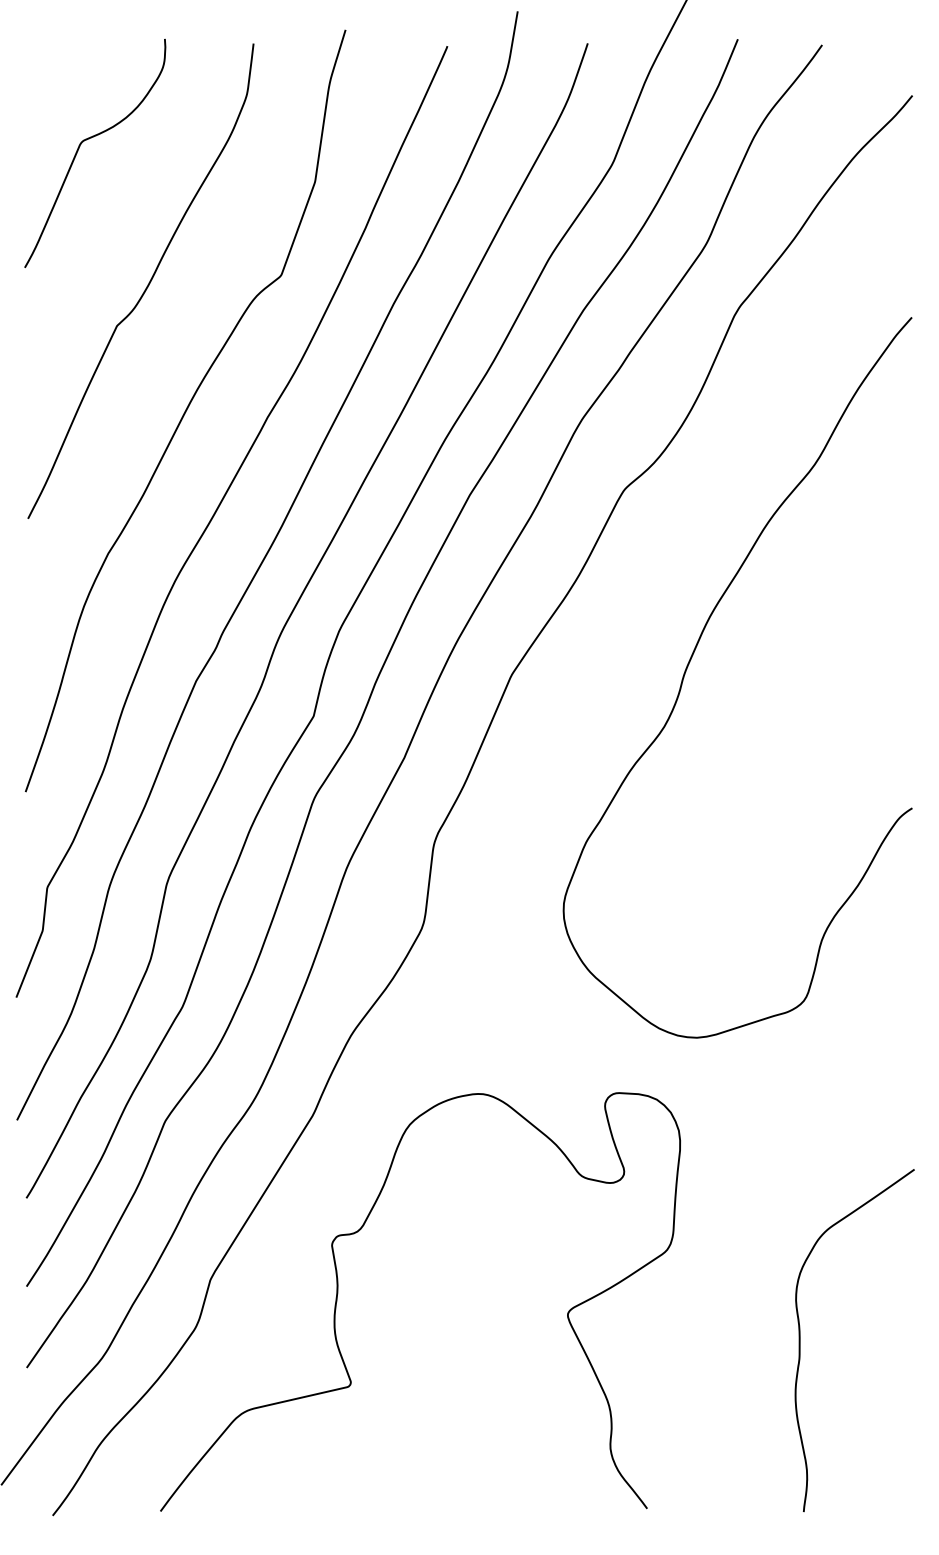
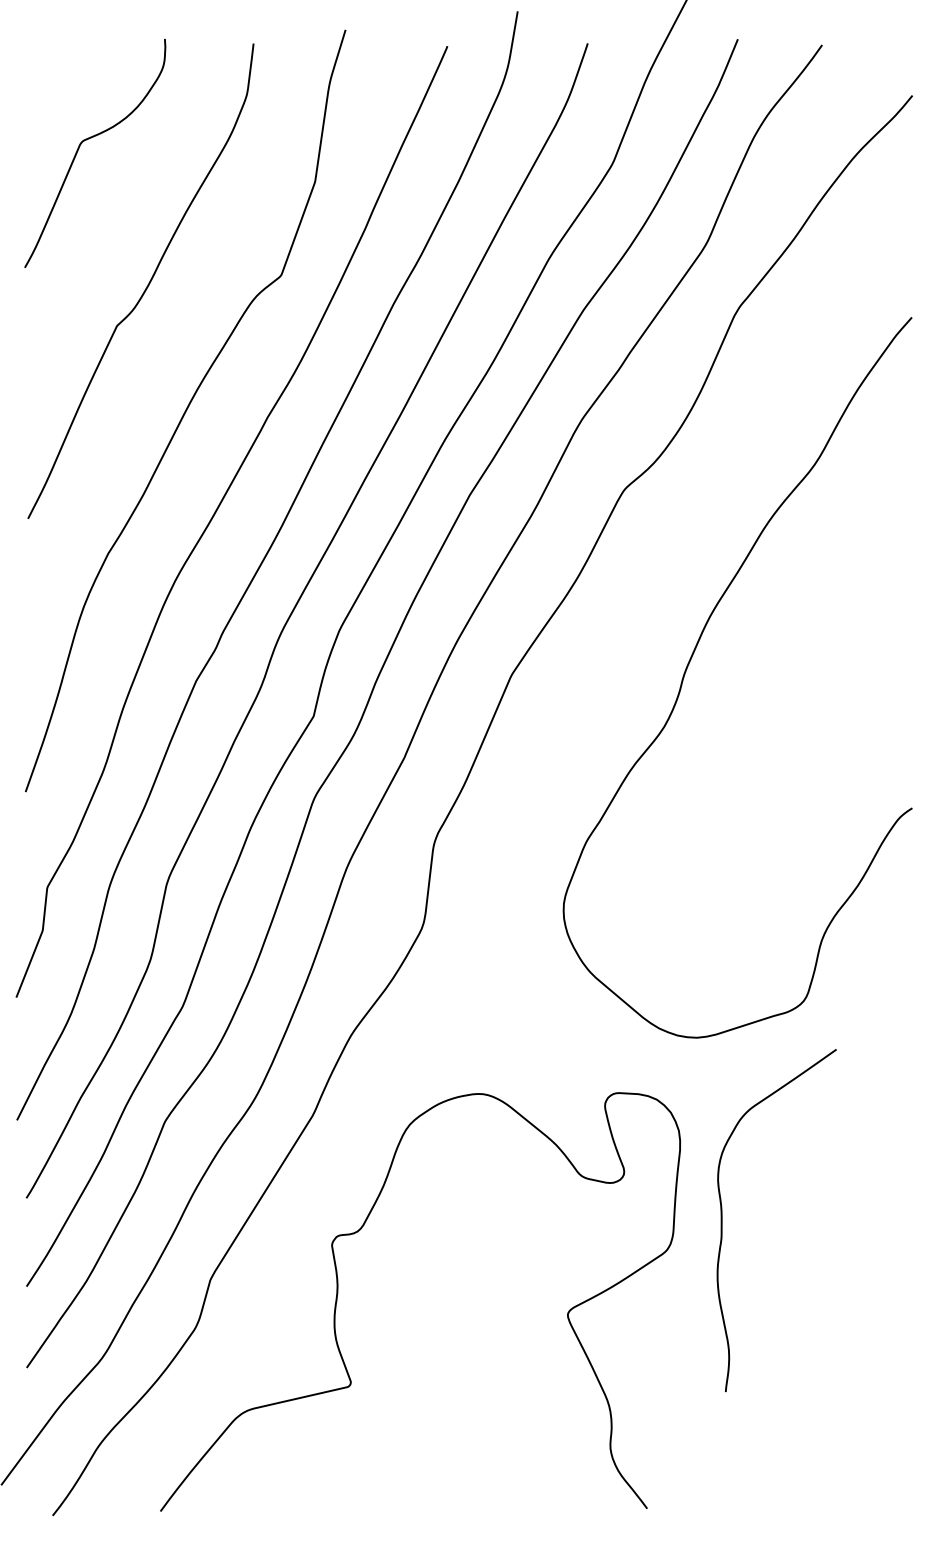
curve position: (800, 1340) -> (722, 1220) (722, 1220)
